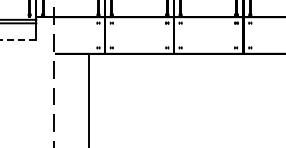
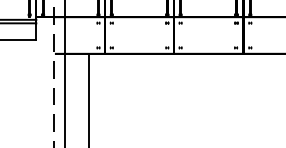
line: dashed -> solid (18, 39)
line: none -> present (65, 73)
